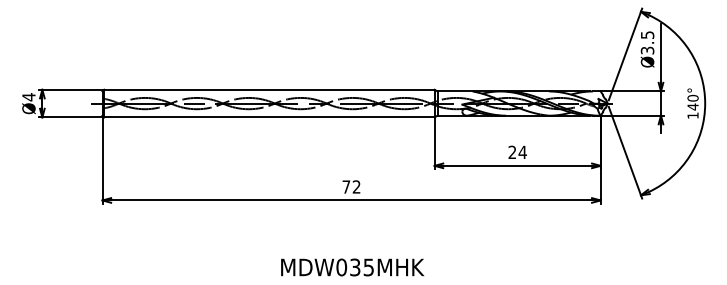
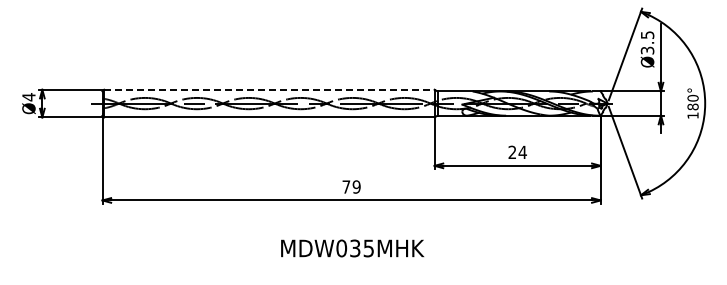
line: solid -> dashed (269, 89)
text: 140° -> 180° (692, 106)
text: 72 -> 79 (356, 186)
text position: (352, 267) -> (352, 248) (352, 248)
